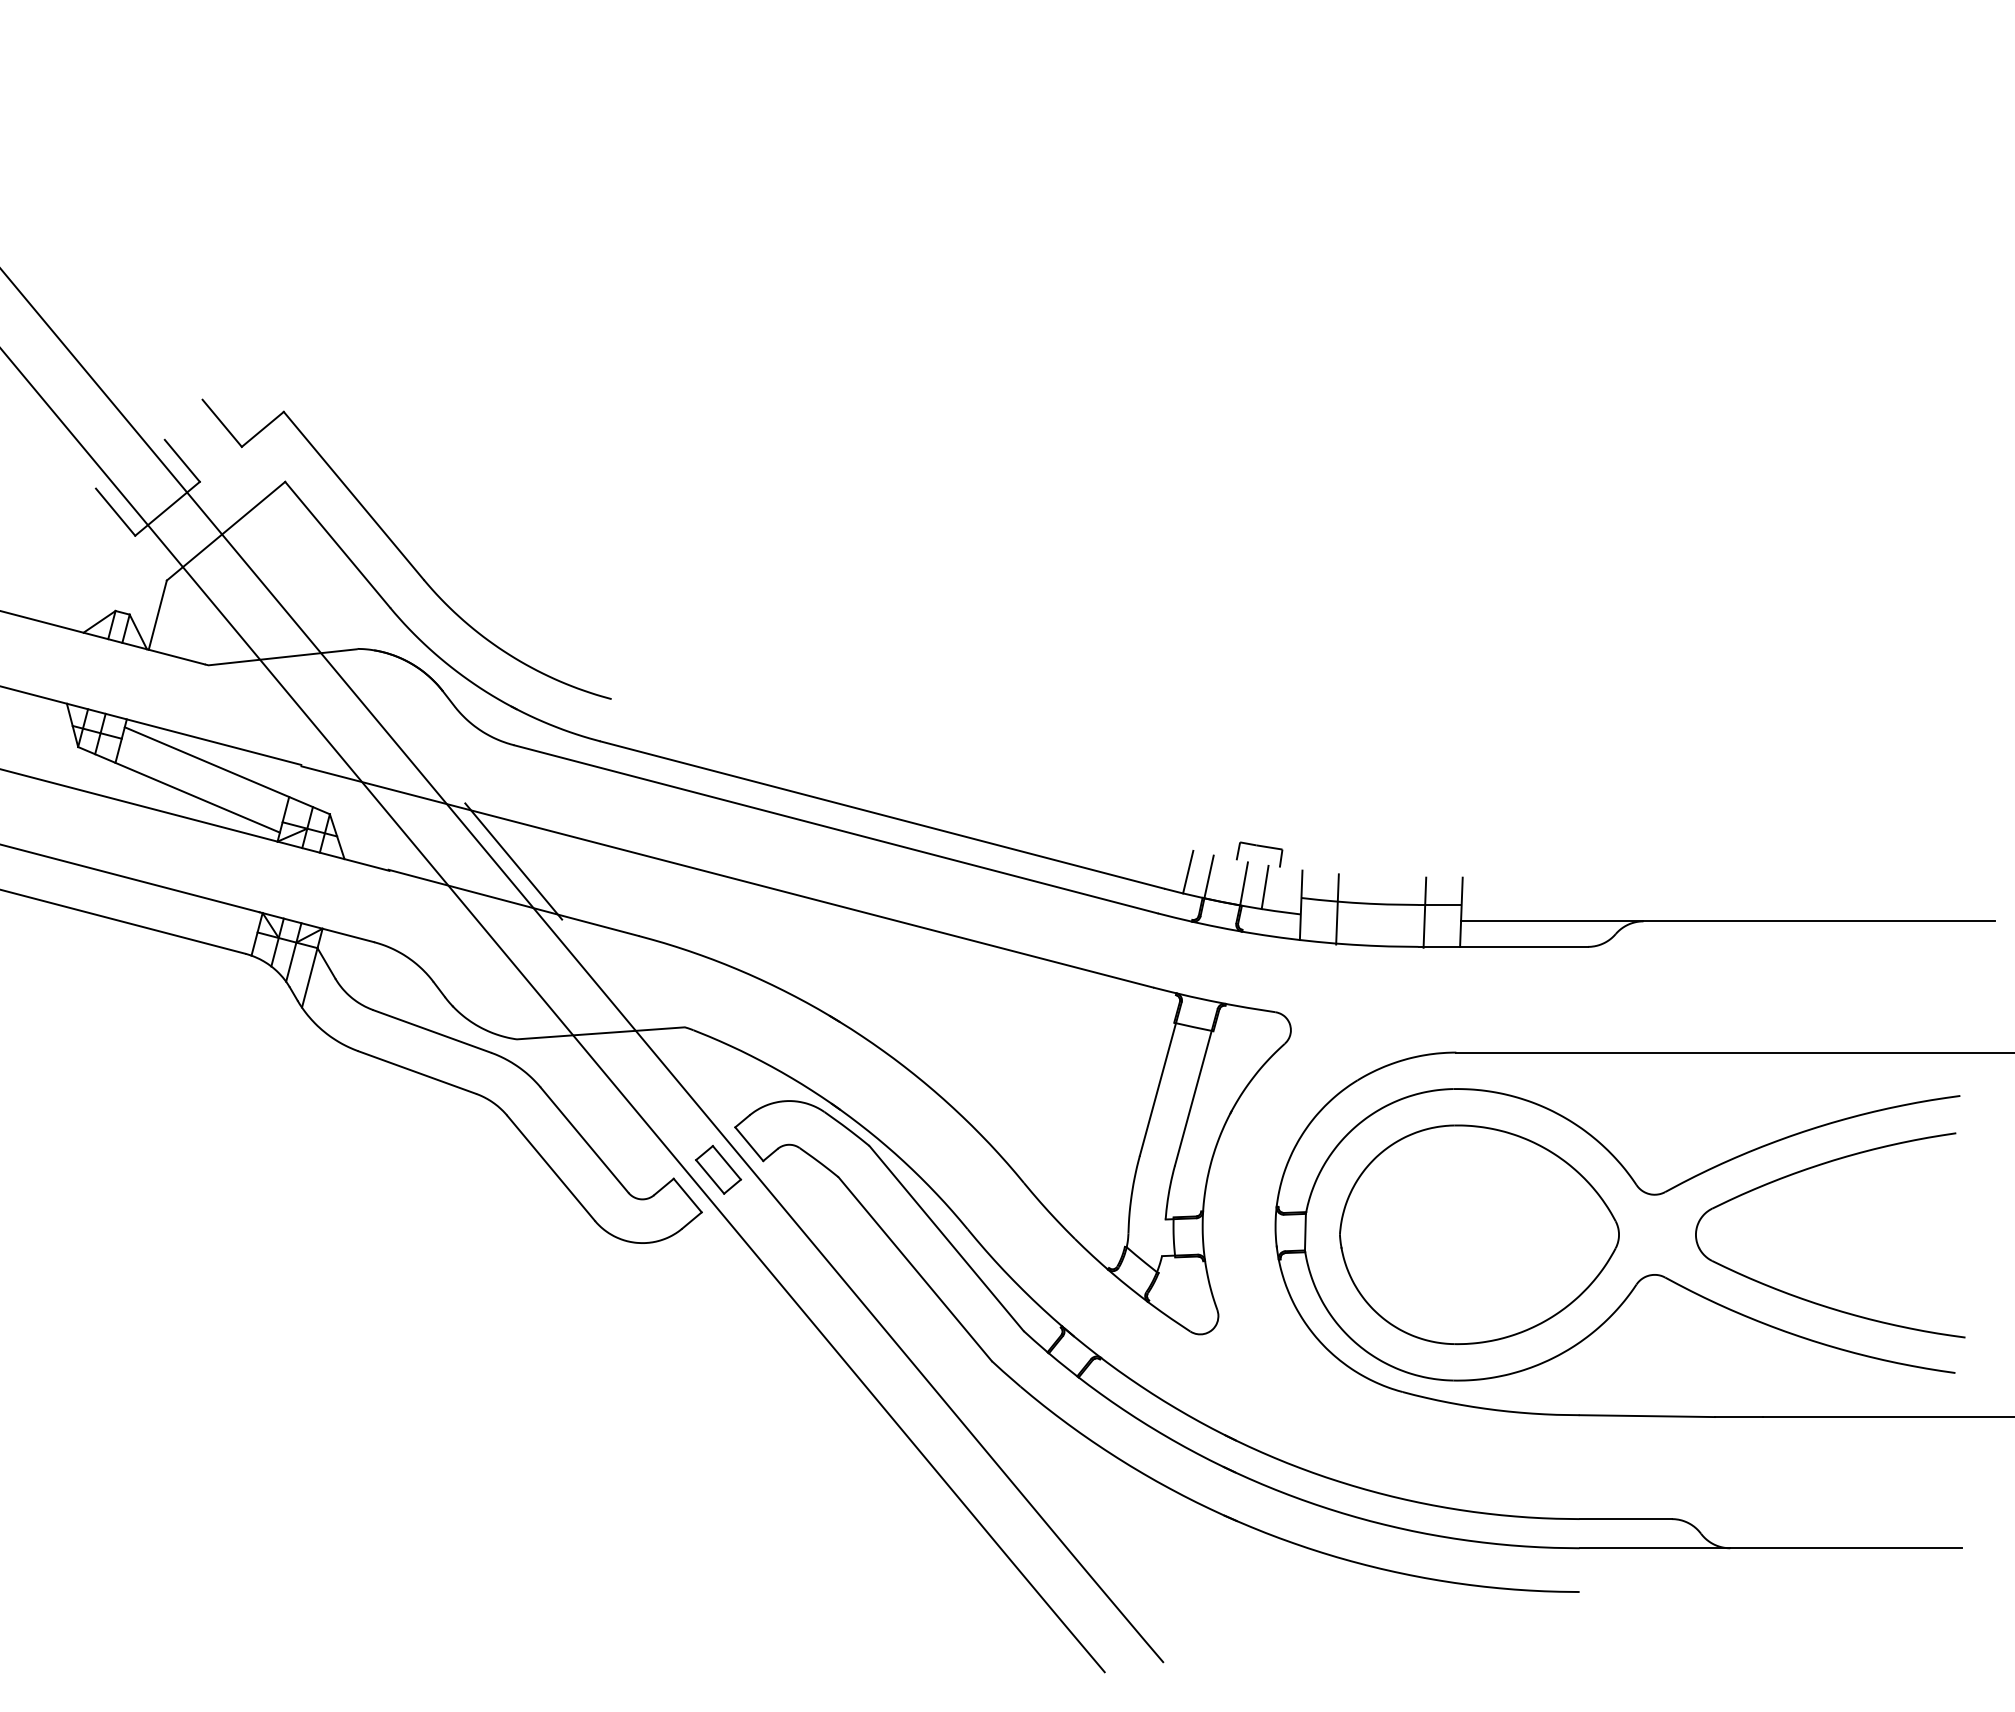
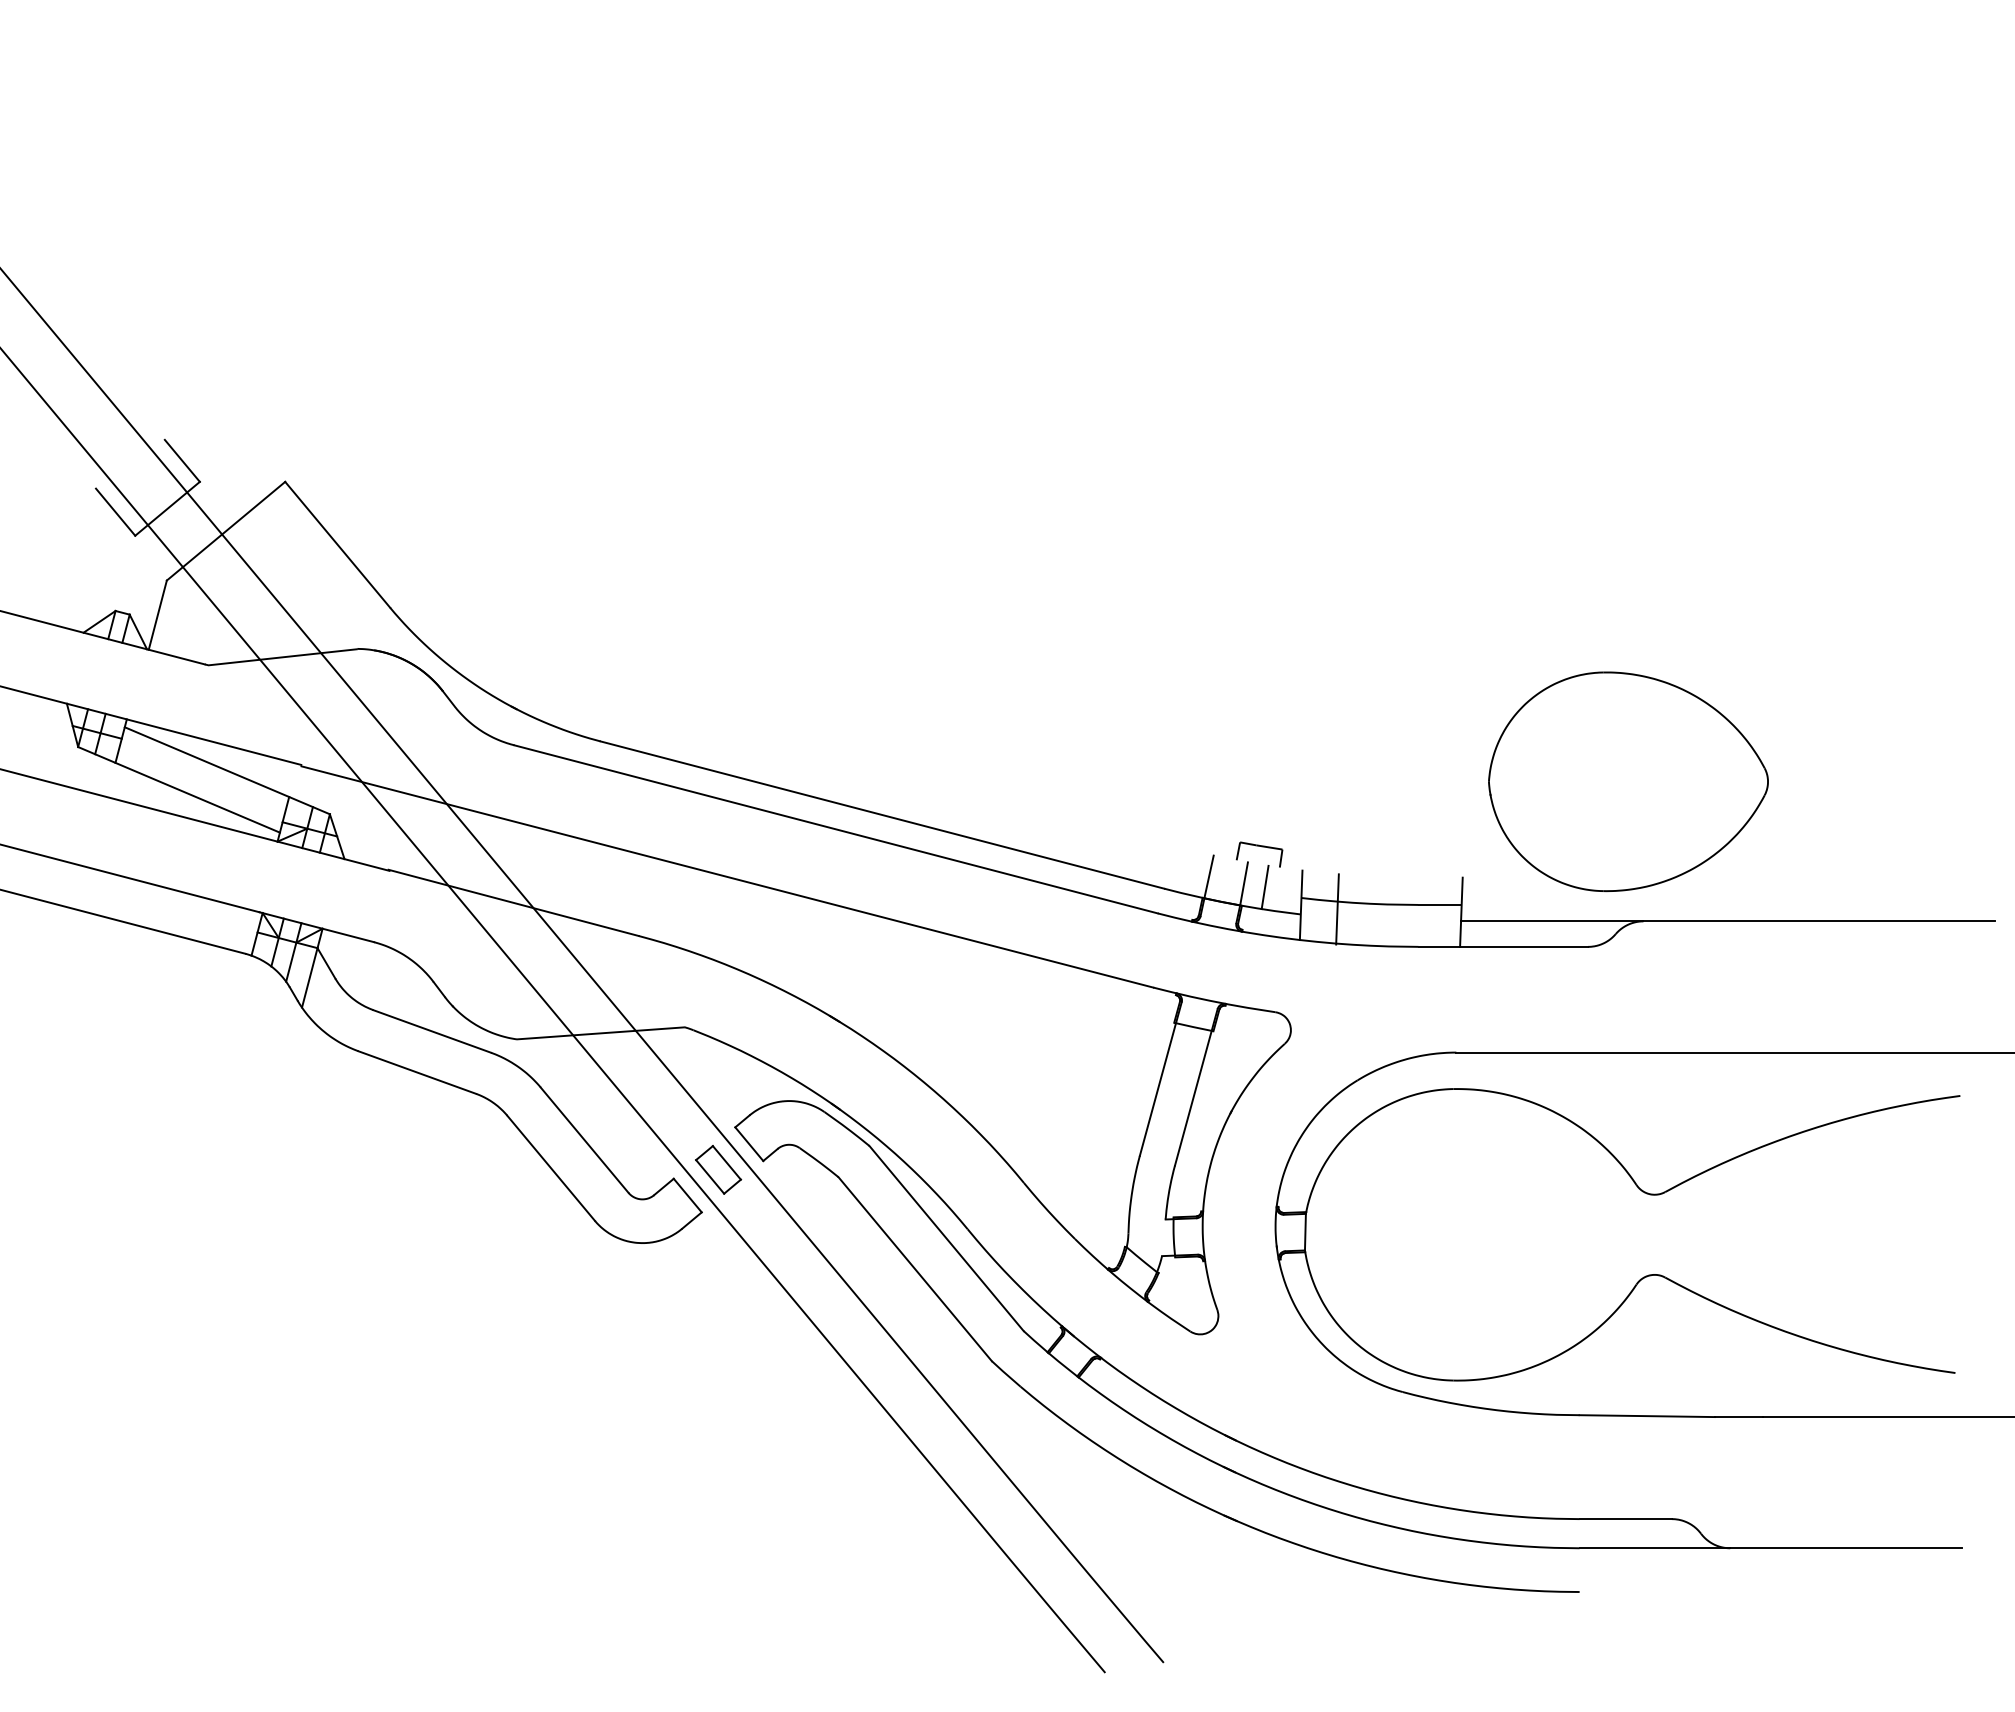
part: present -> none (406, 548)
line: present -> none (513, 861)
line: present -> none (1188, 871)
line: present -> none (1424, 912)
part position: (1479, 1234) -> (1628, 781) (1628, 781)
part: present -> none (1807, 1299)
